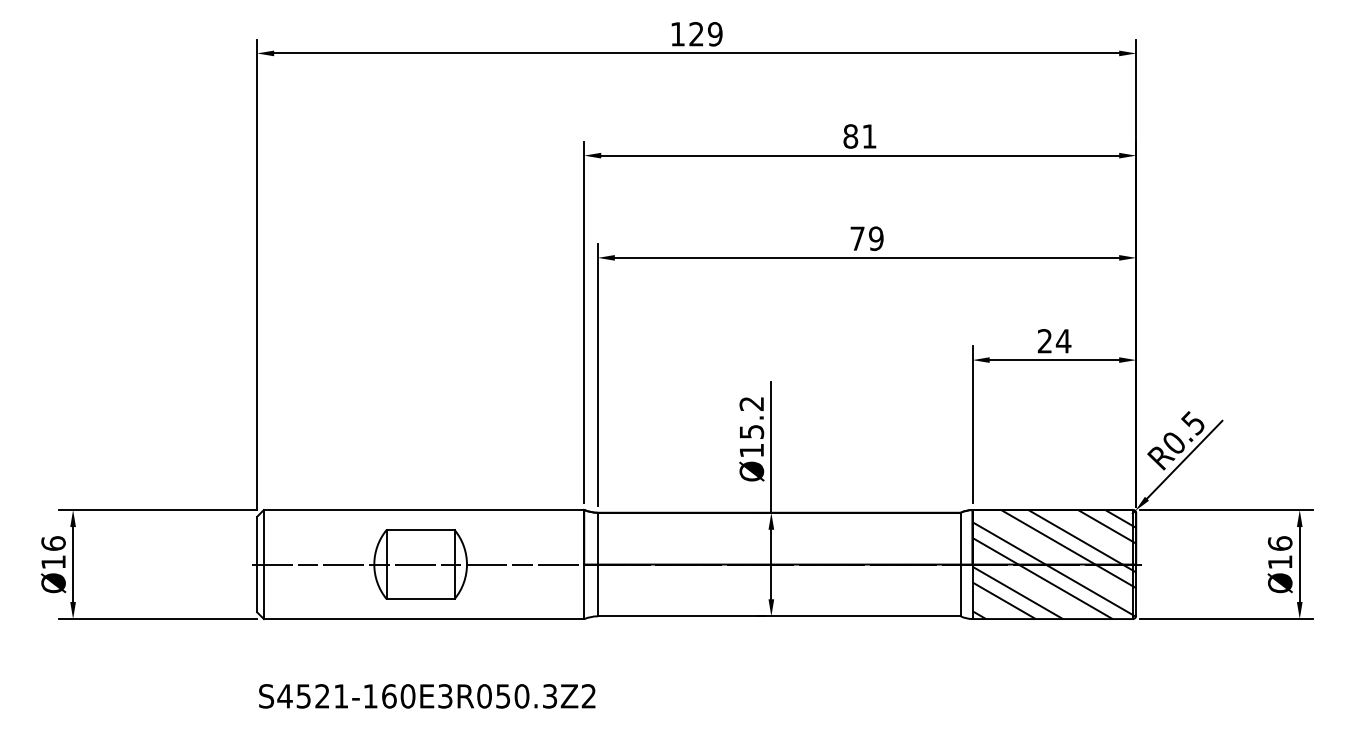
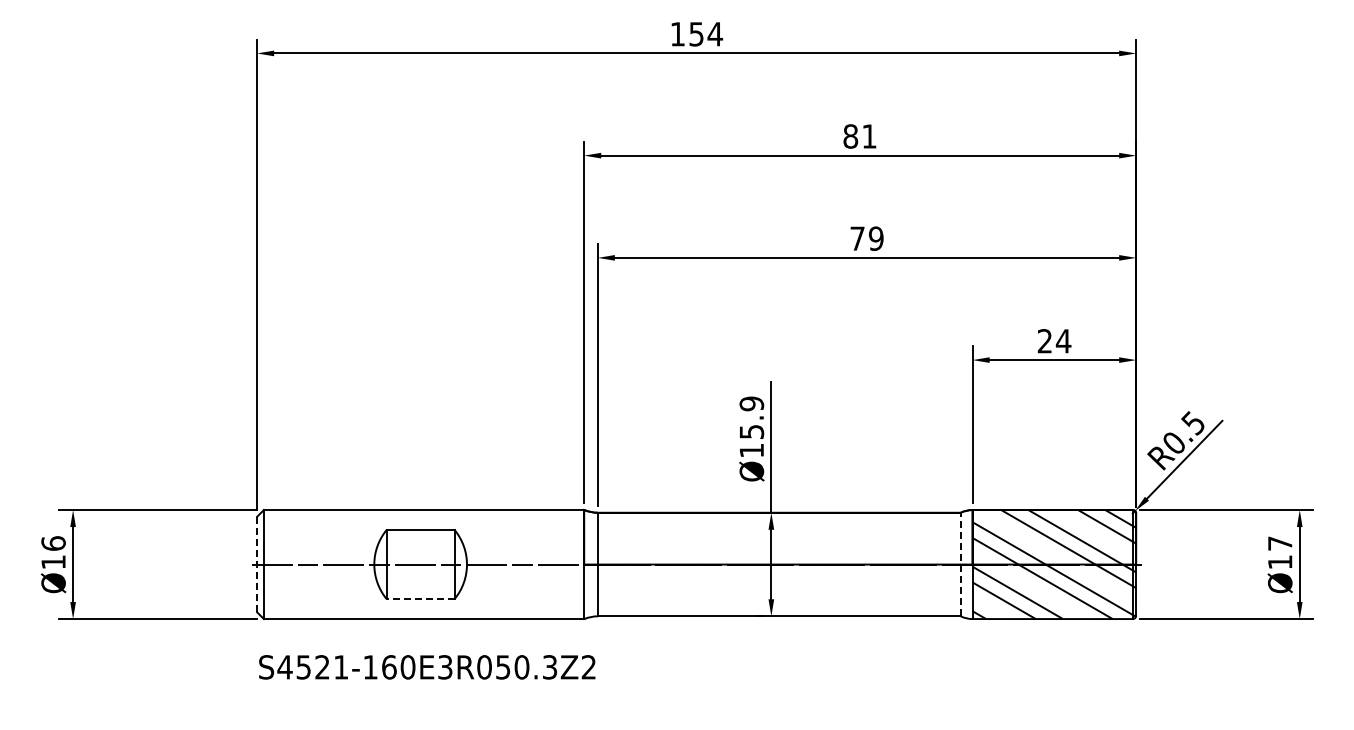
text: 129 -> 154 (706, 34)
text: Ø15.2 -> Ø15.9 (751, 403)
text: Ø16 -> Ø17 (1280, 543)
line: solid -> dashed (257, 564)
line: solid -> dashed (960, 564)
line: solid -> dashed (420, 599)
text position: (427, 696) -> (427, 667) (427, 667)
